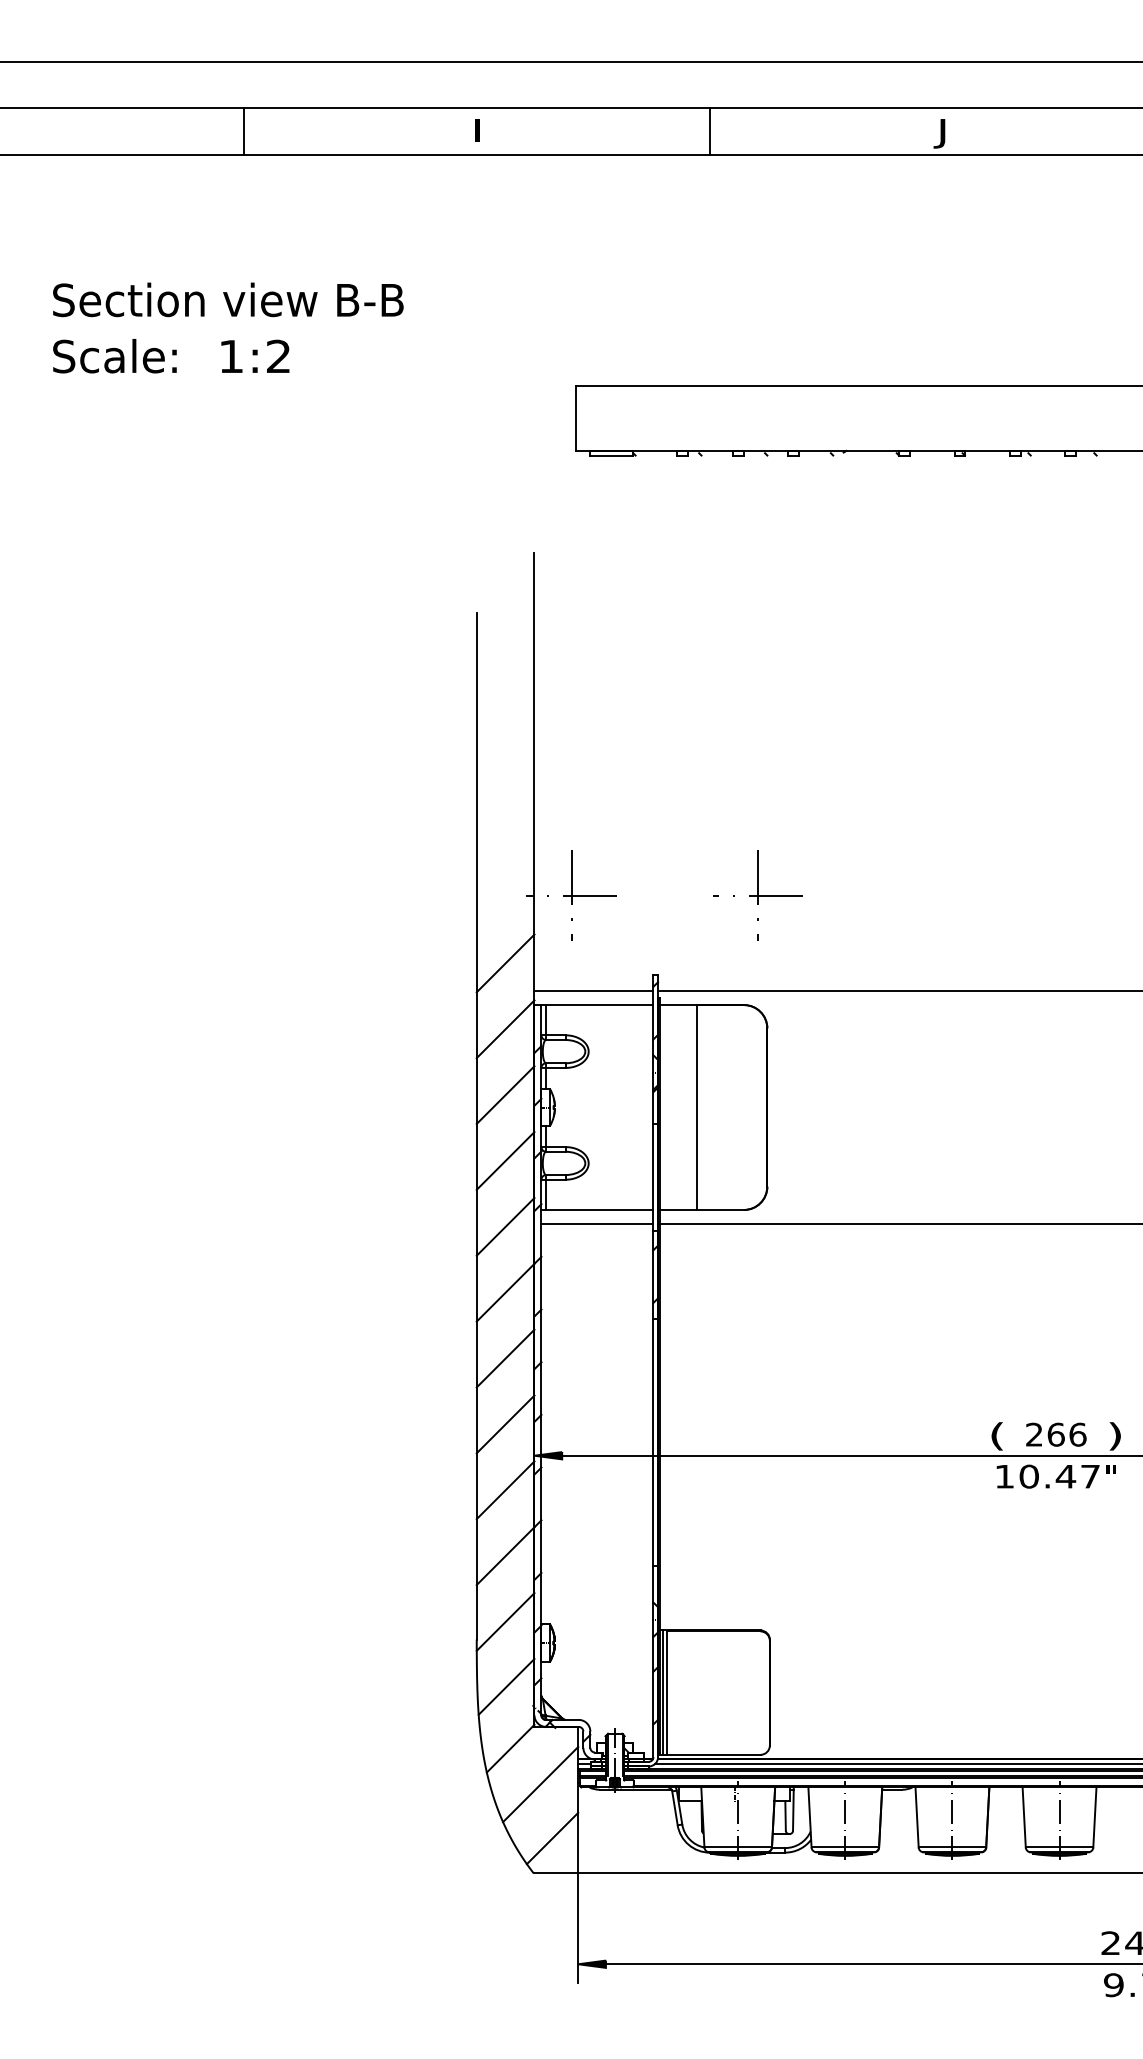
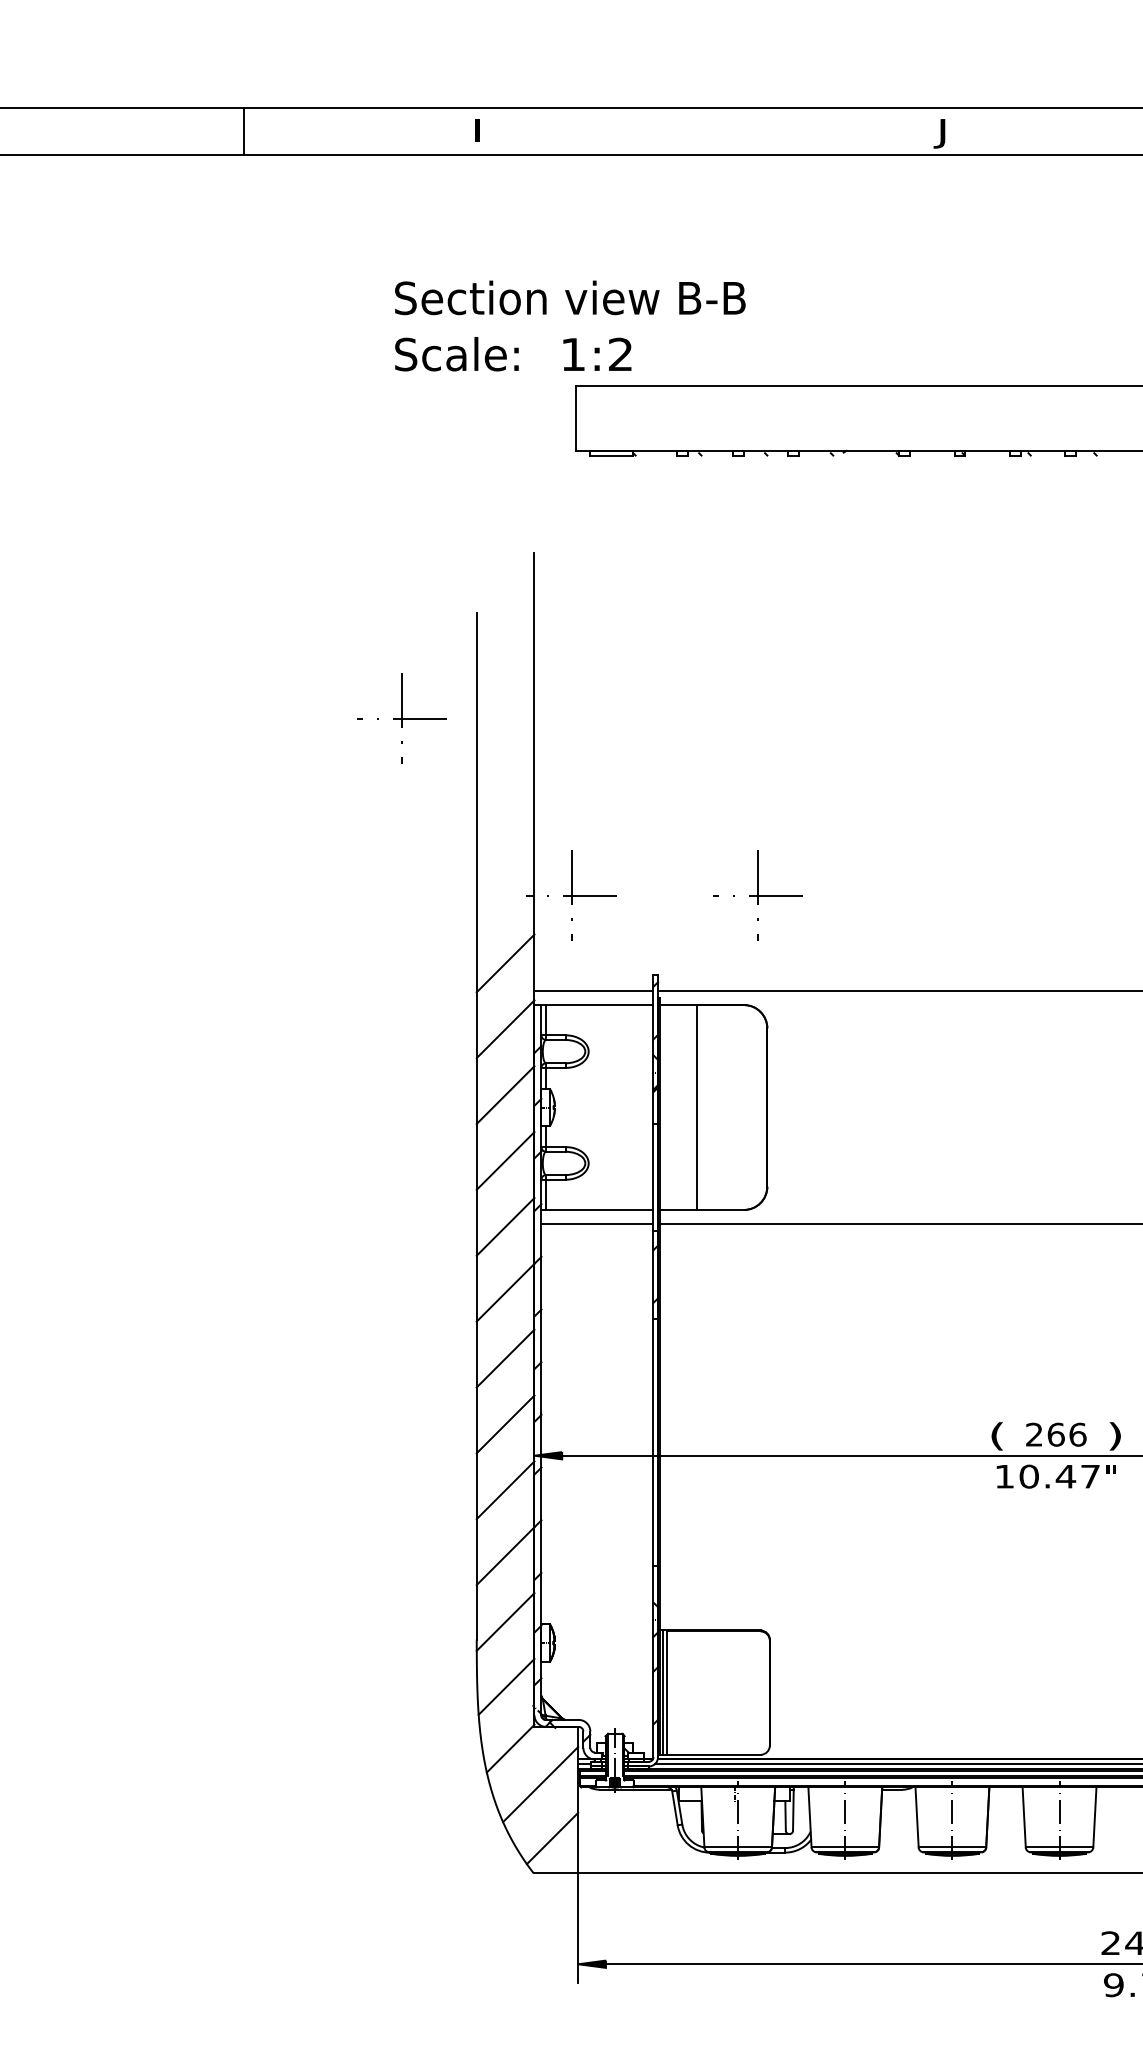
line: present -> none (570, 61)
line: present -> none (710, 131)
text position: (228, 327) -> (570, 325) (570, 325)
part: none -> present (401, 718)
